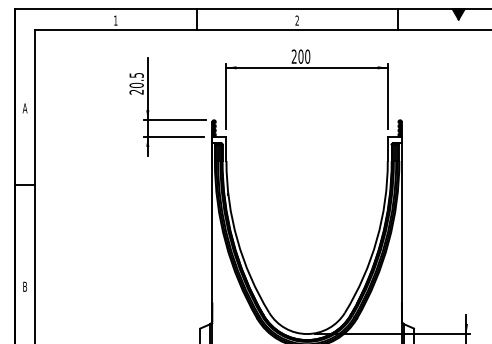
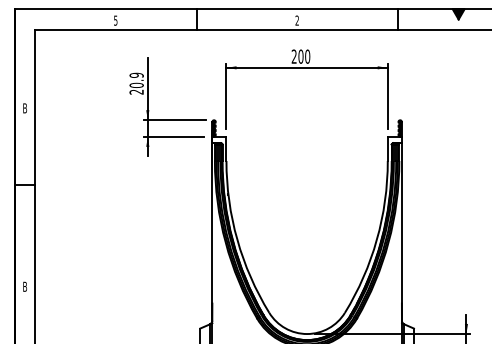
text: 1 -> 5 (115, 20)
text: 20.5 -> 20.9 (136, 74)
text: A -> B (24, 108)
